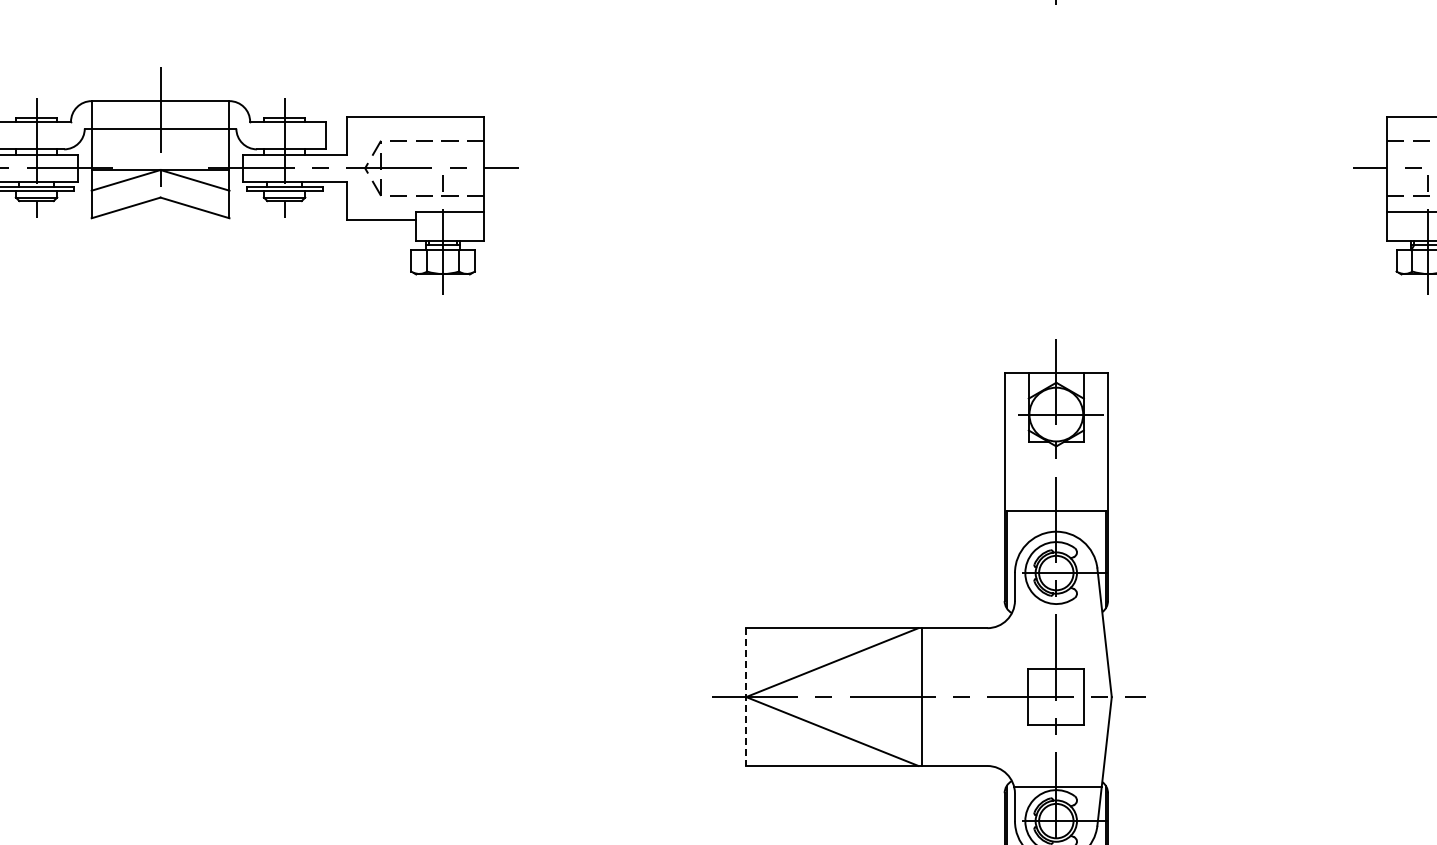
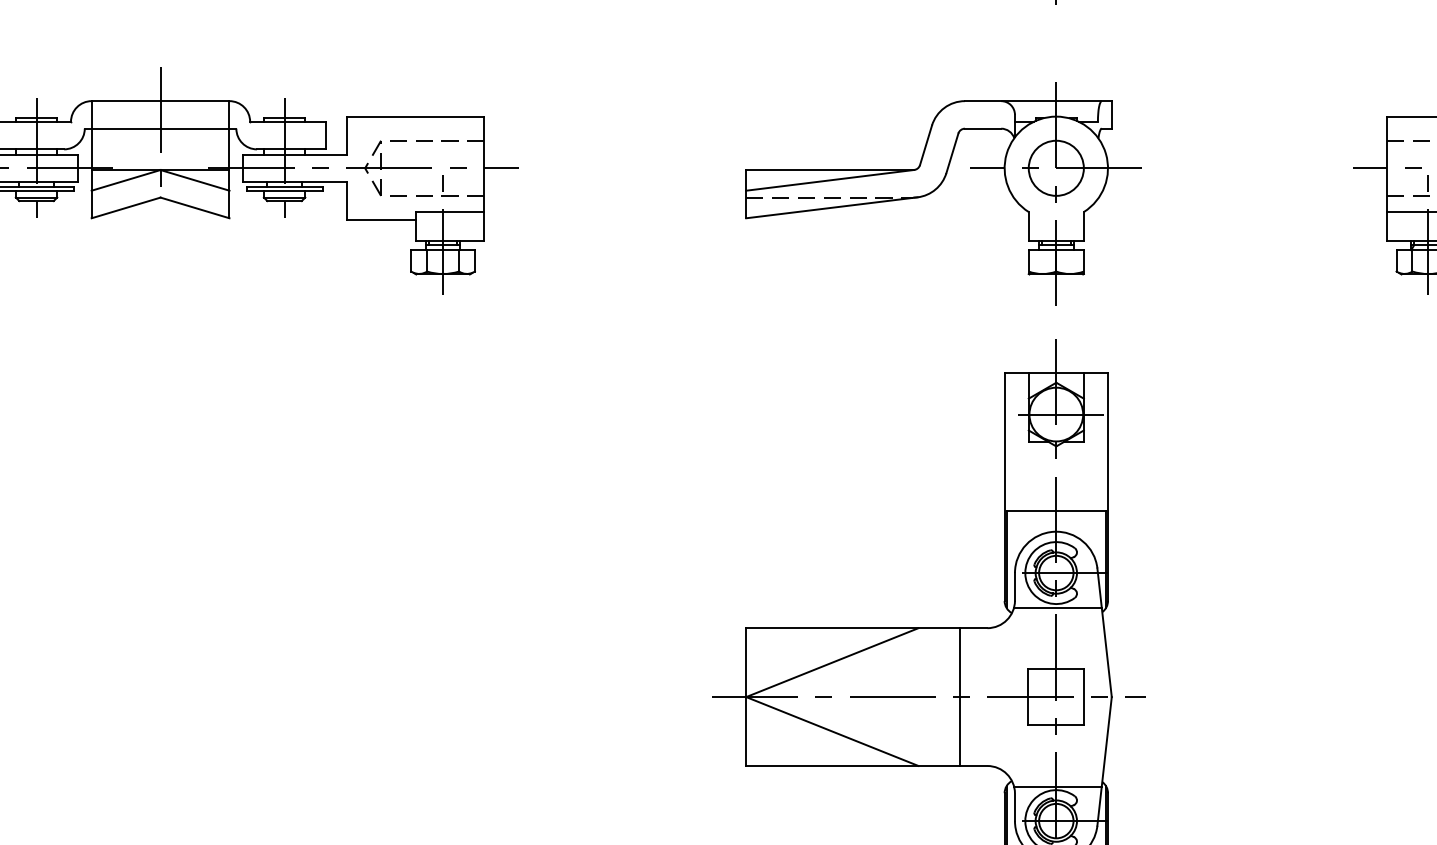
part: none -> present (938, 188)
line: none -> present (1057, 607)
line position: (921, 696) -> (959, 696) (959, 696)
line: dashed -> solid (746, 697)
